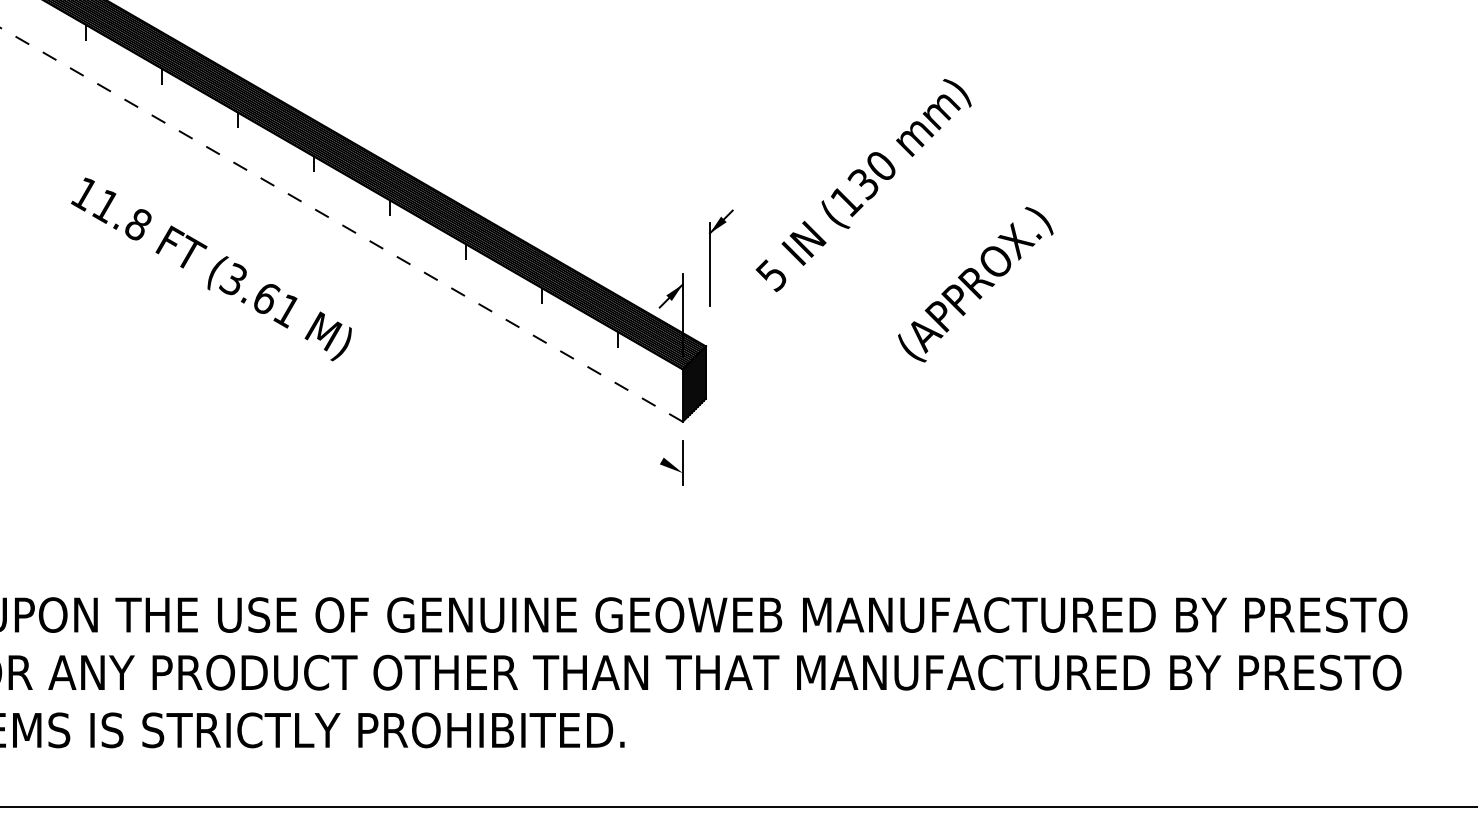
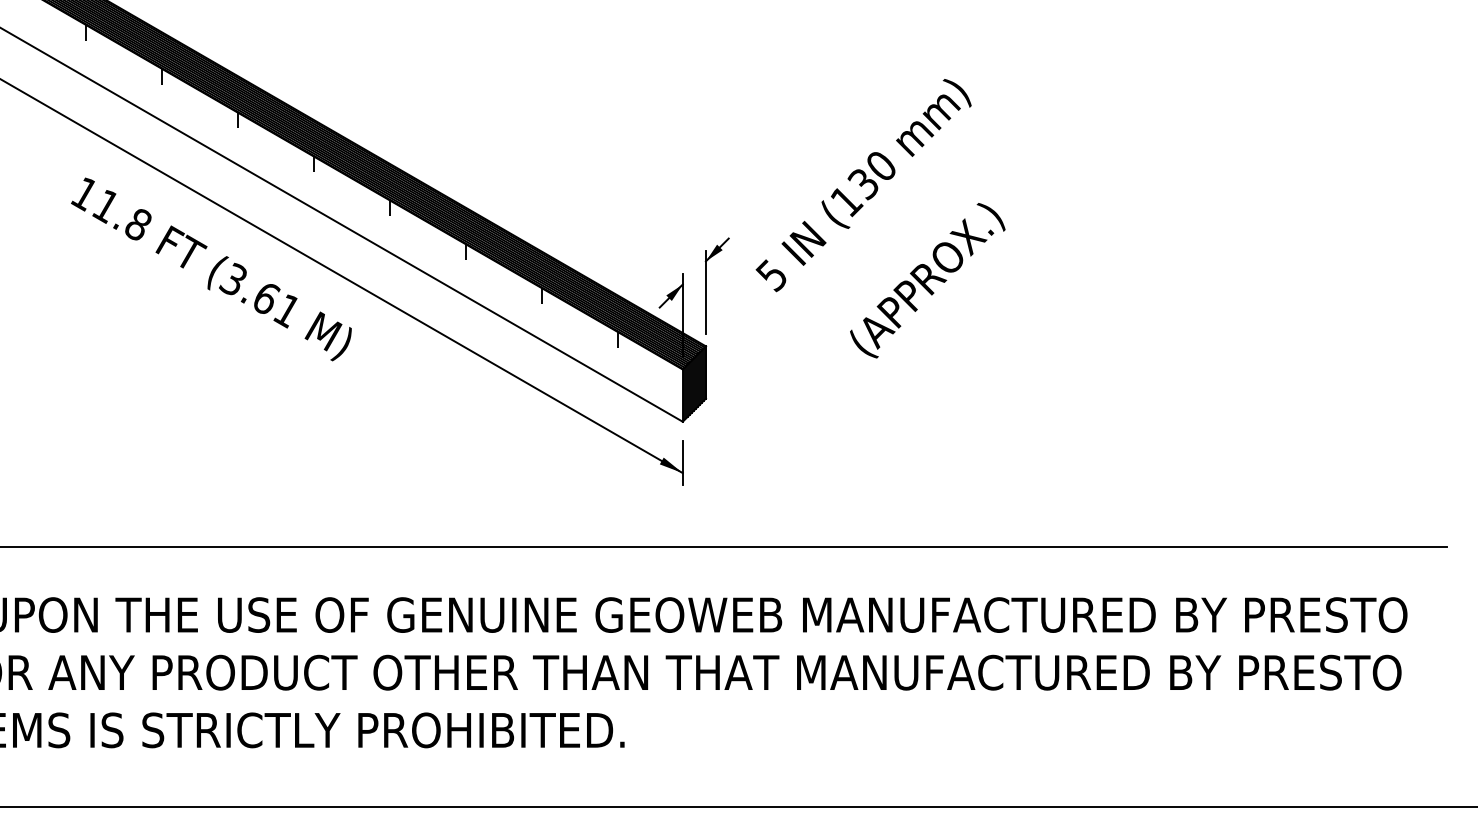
line: dashed -> solid (341, 224)
part position: (710, 257) -> (706, 285) (706, 285)
line: none -> present (342, 276)
text position: (975, 284) -> (927, 280) (927, 280)
line: none -> present (724, 546)
